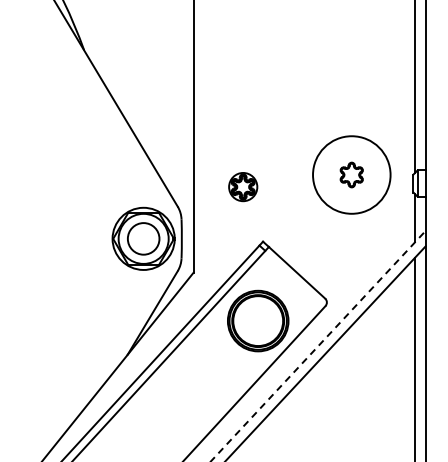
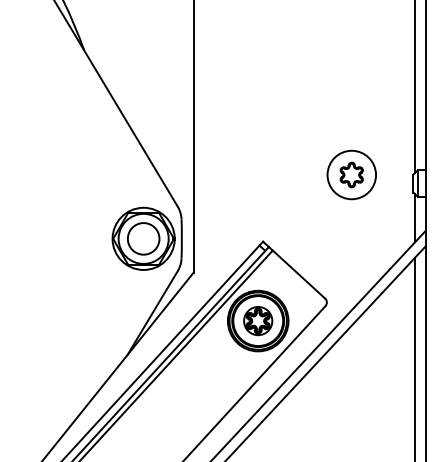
circle diameter: 78 px -> 48 px (351, 174)
part position: (243, 187) -> (258, 321) (258, 321)
line: dashed -> solid (317, 346)
line: none -> present (177, 354)
